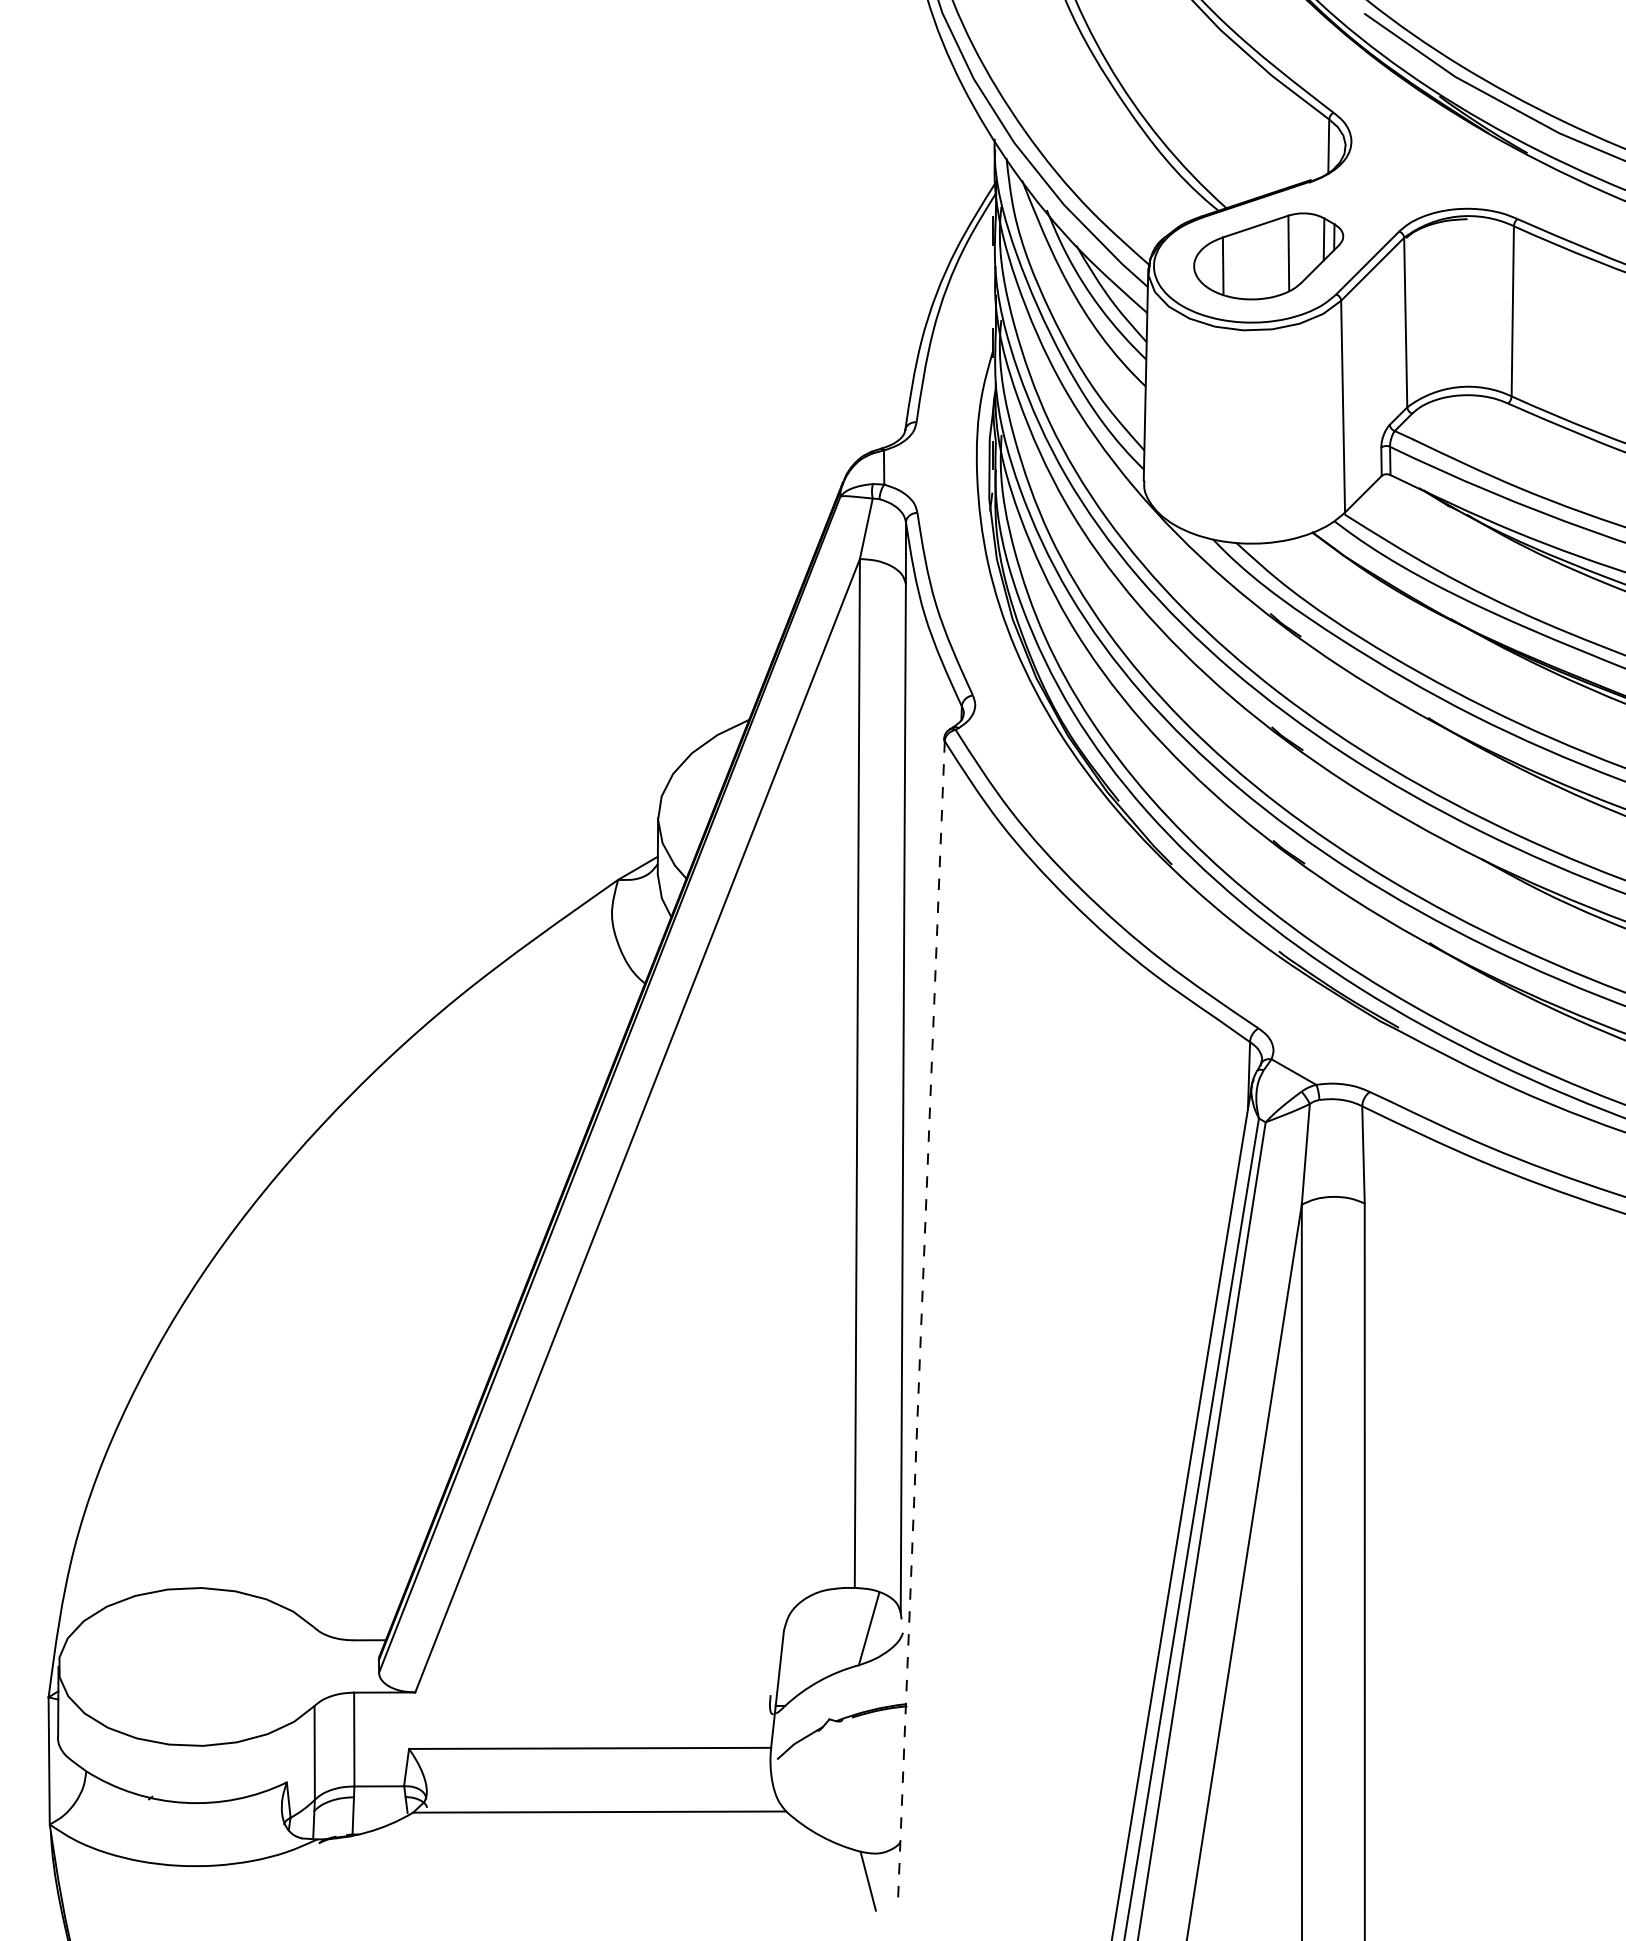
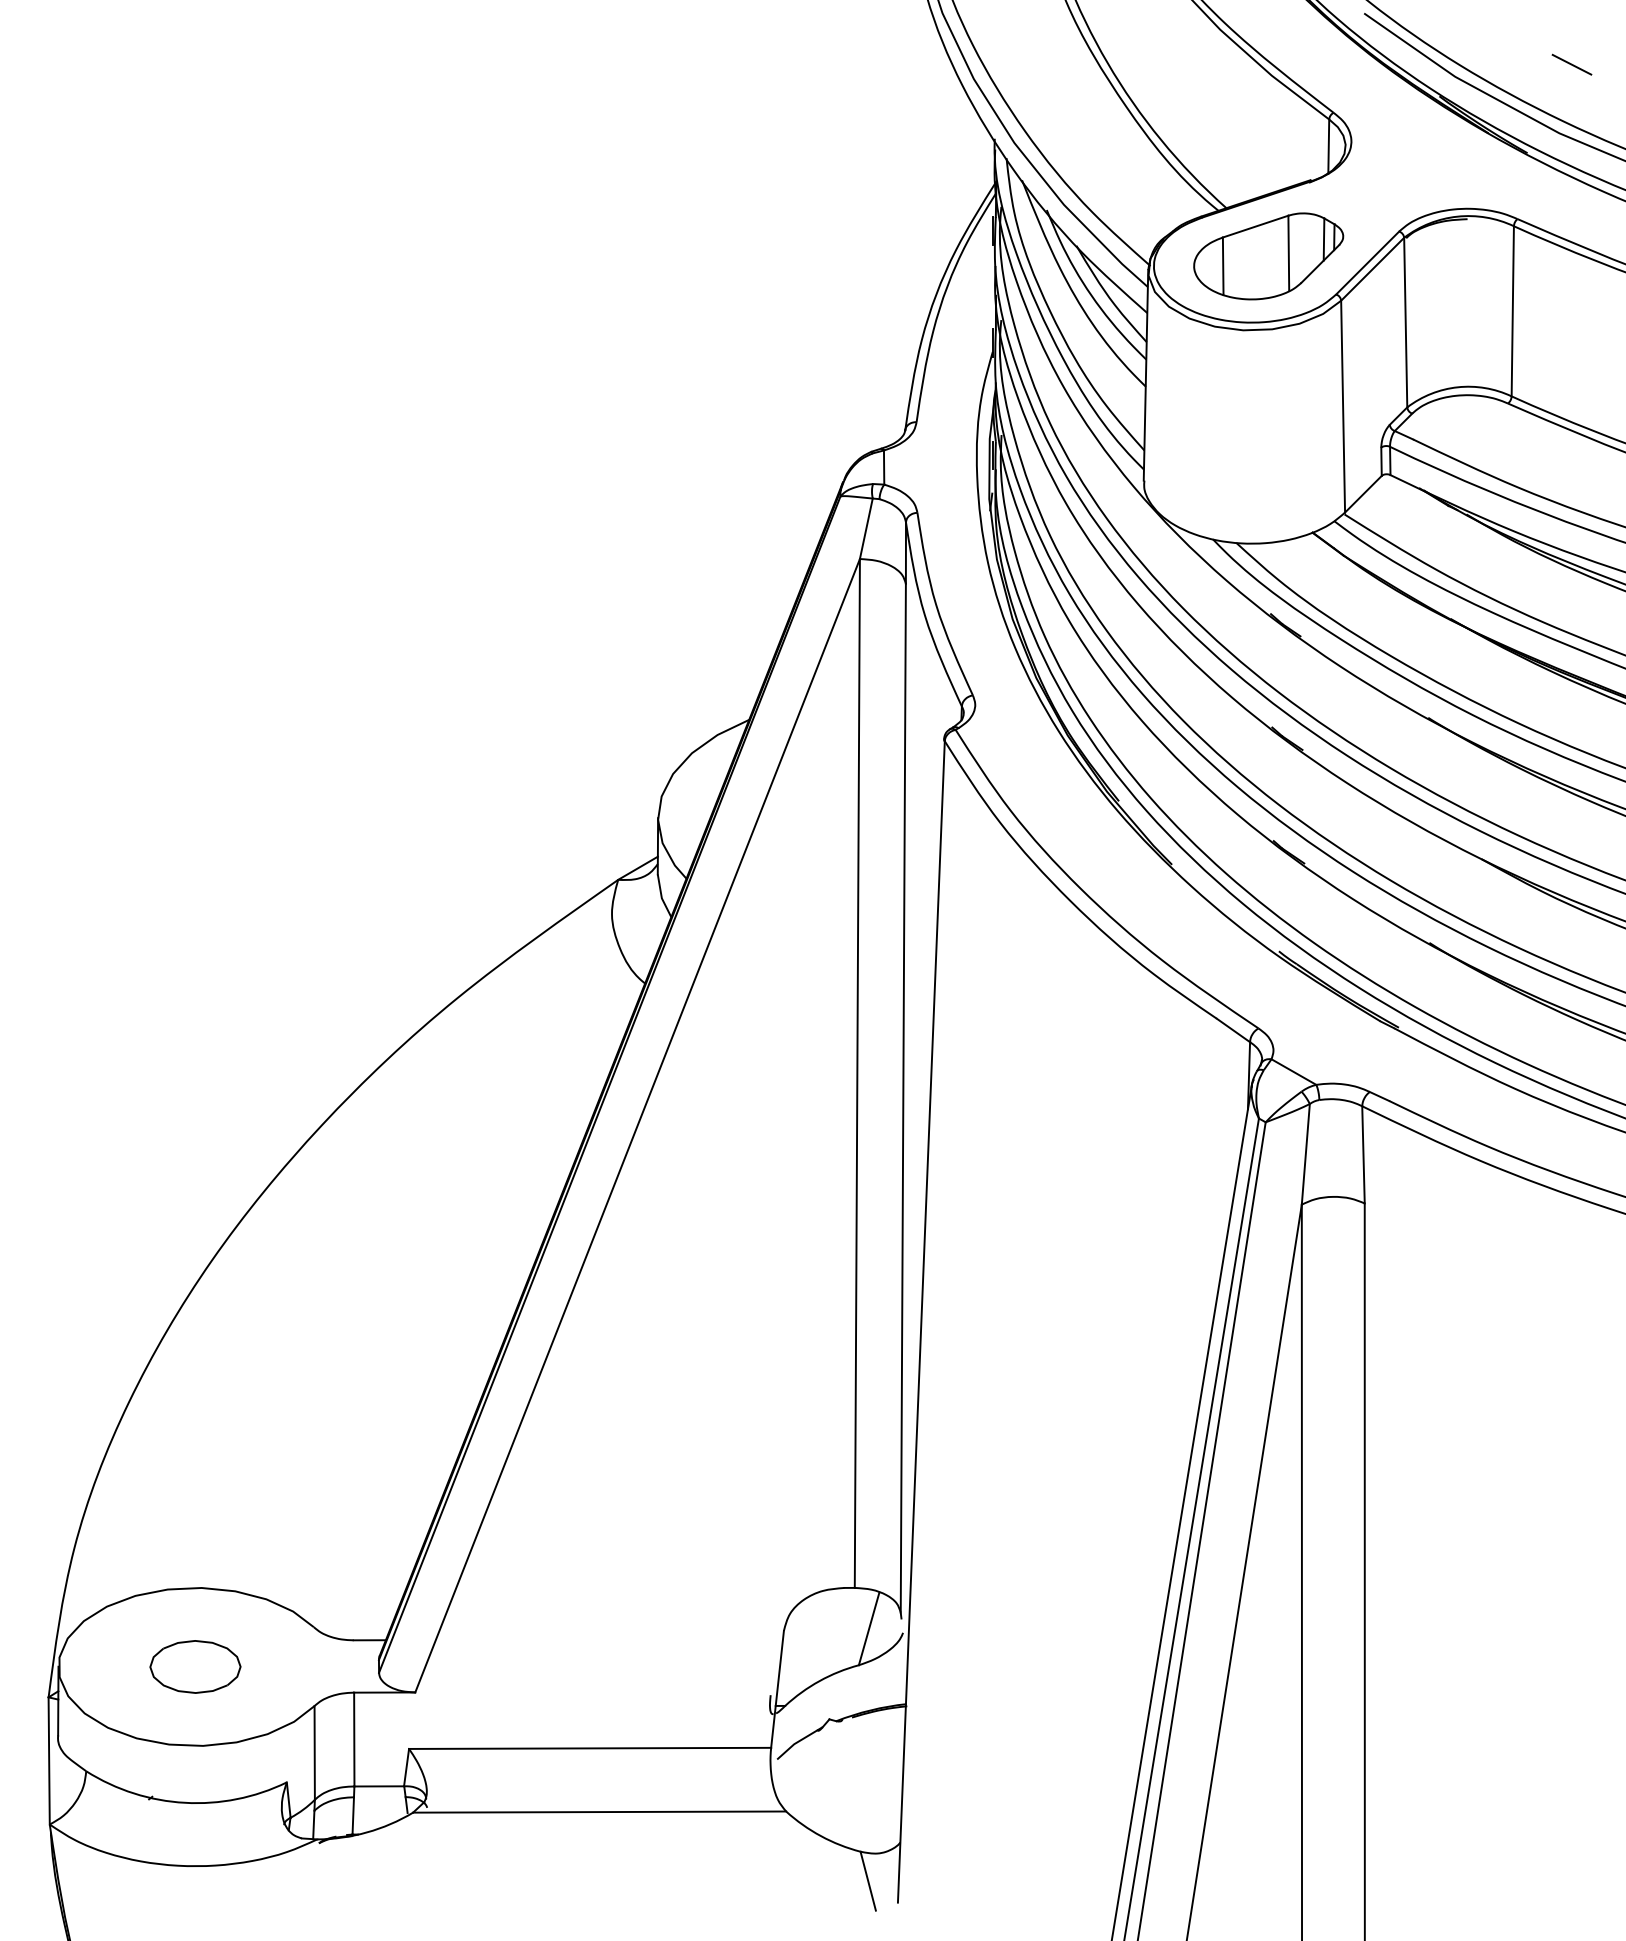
line: none -> present (1571, 64)
line: dashed -> solid (921, 1322)
part: none -> present (195, 1666)
